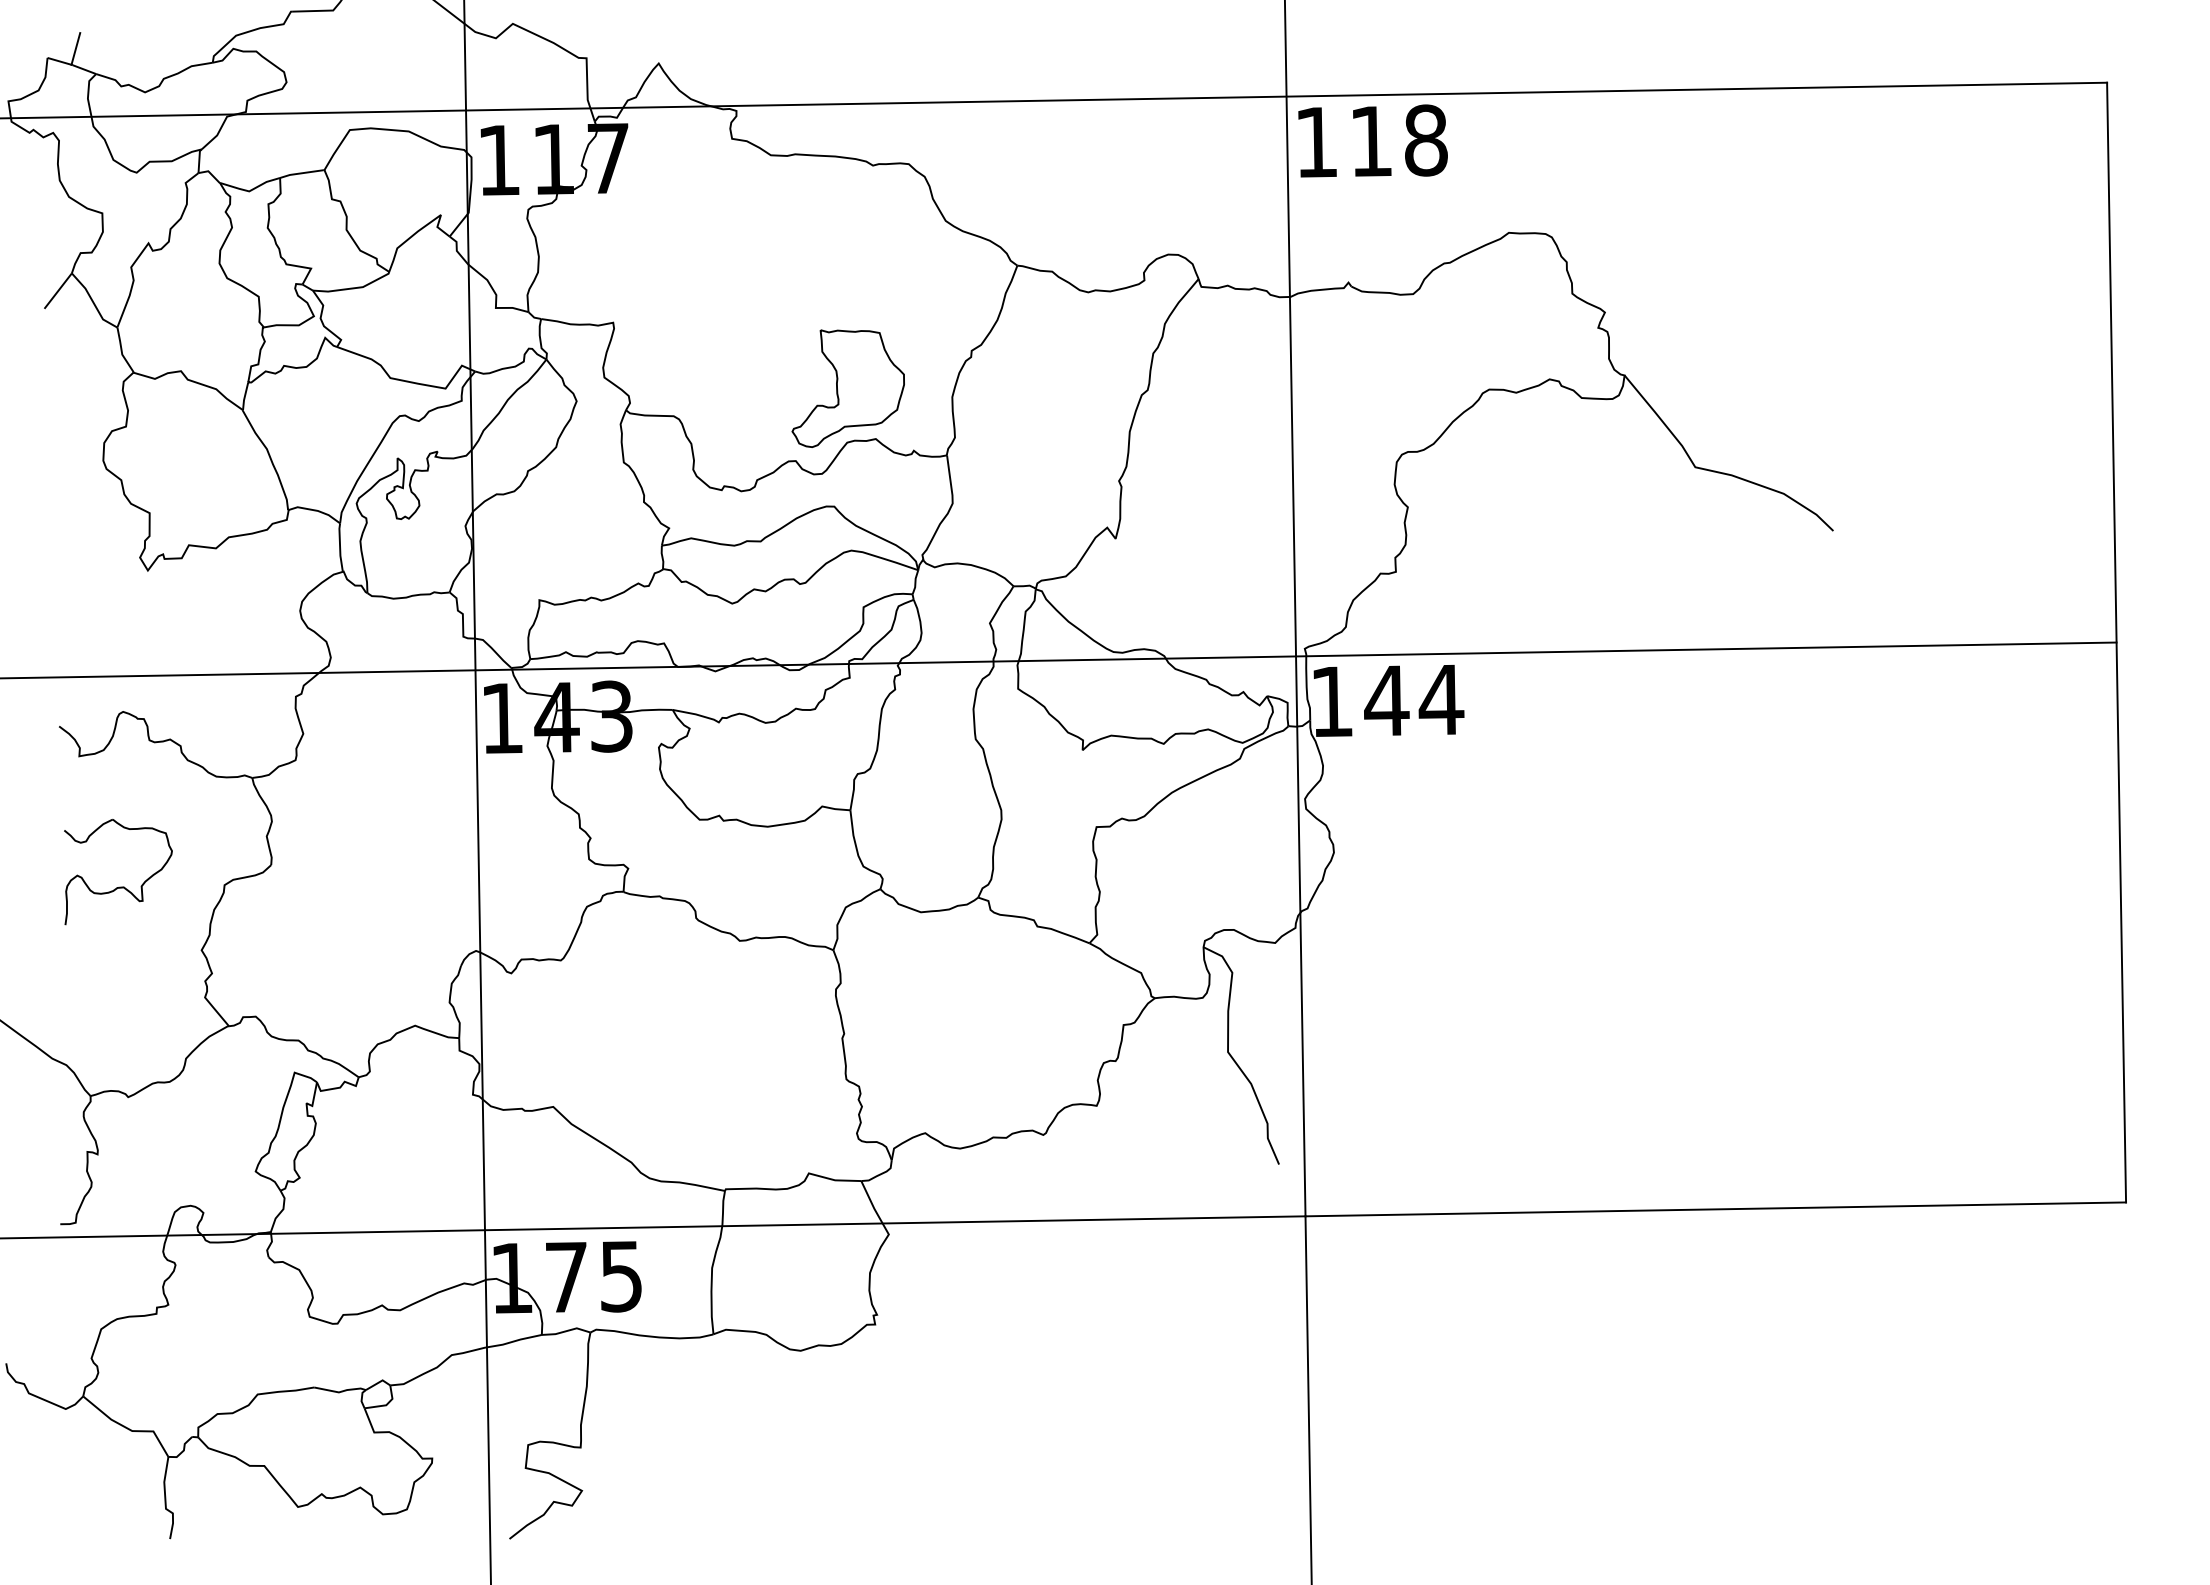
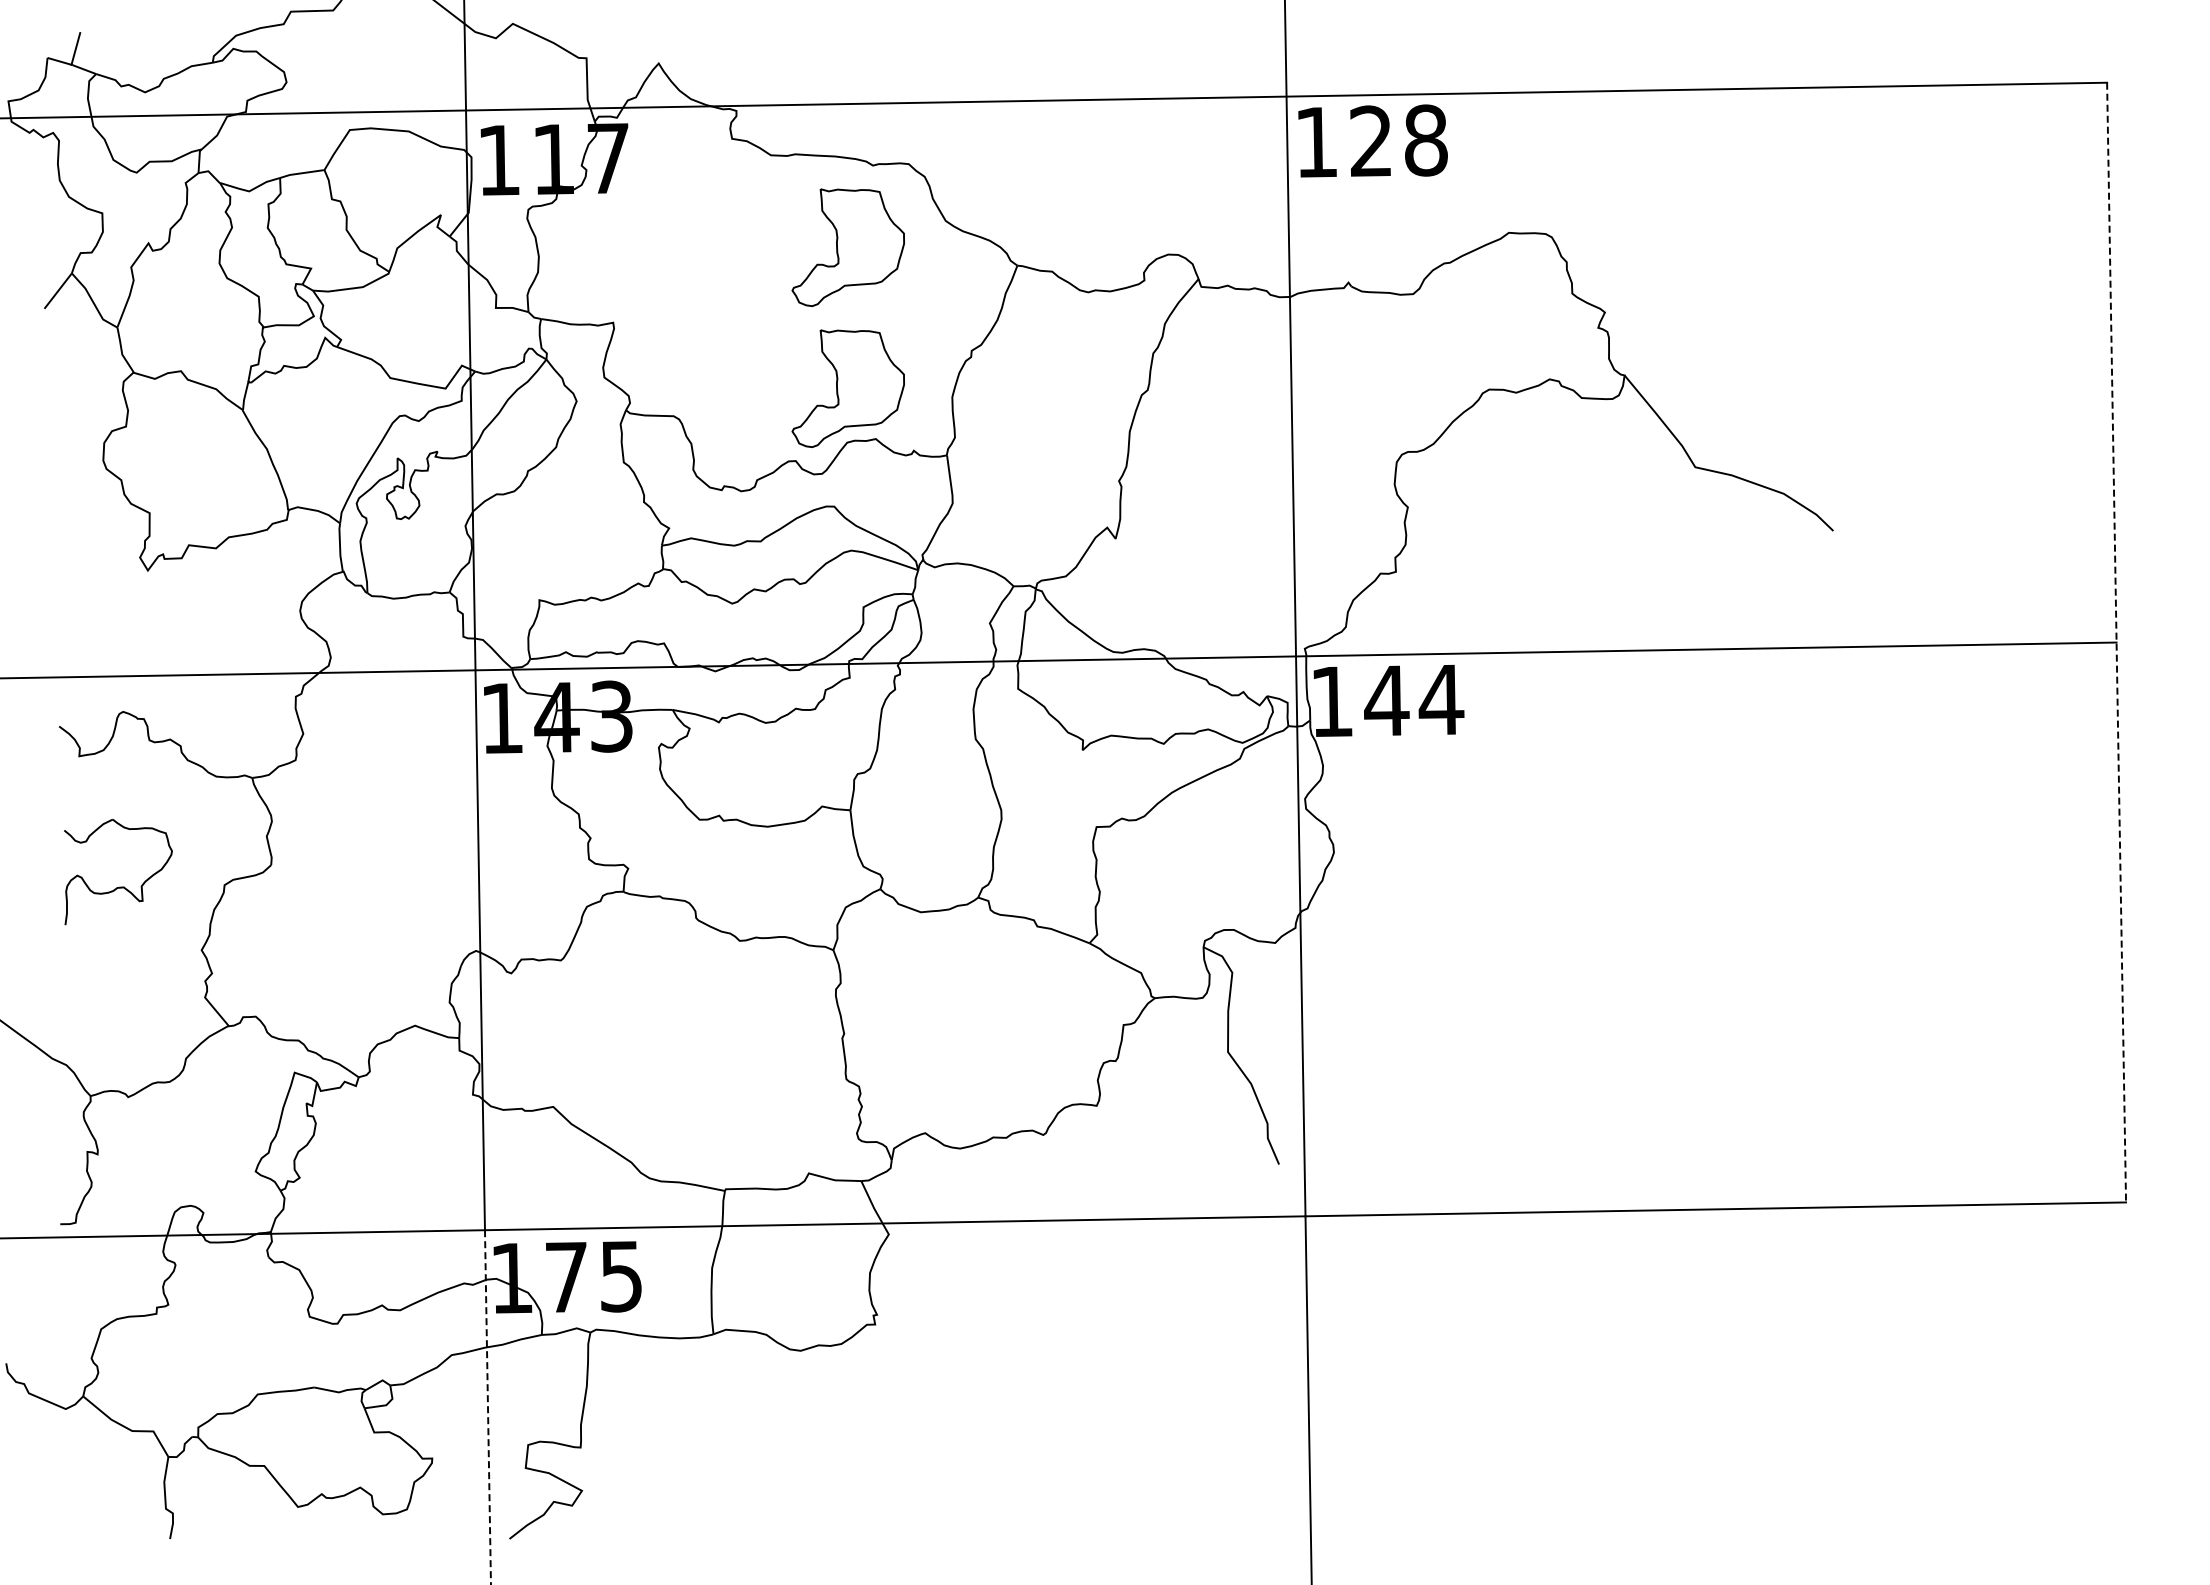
text: 118 -> 128 (1370, 140)
part: none -> present (847, 247)
line: solid -> dashed (2116, 642)
line: solid -> dashed (487, 1407)
